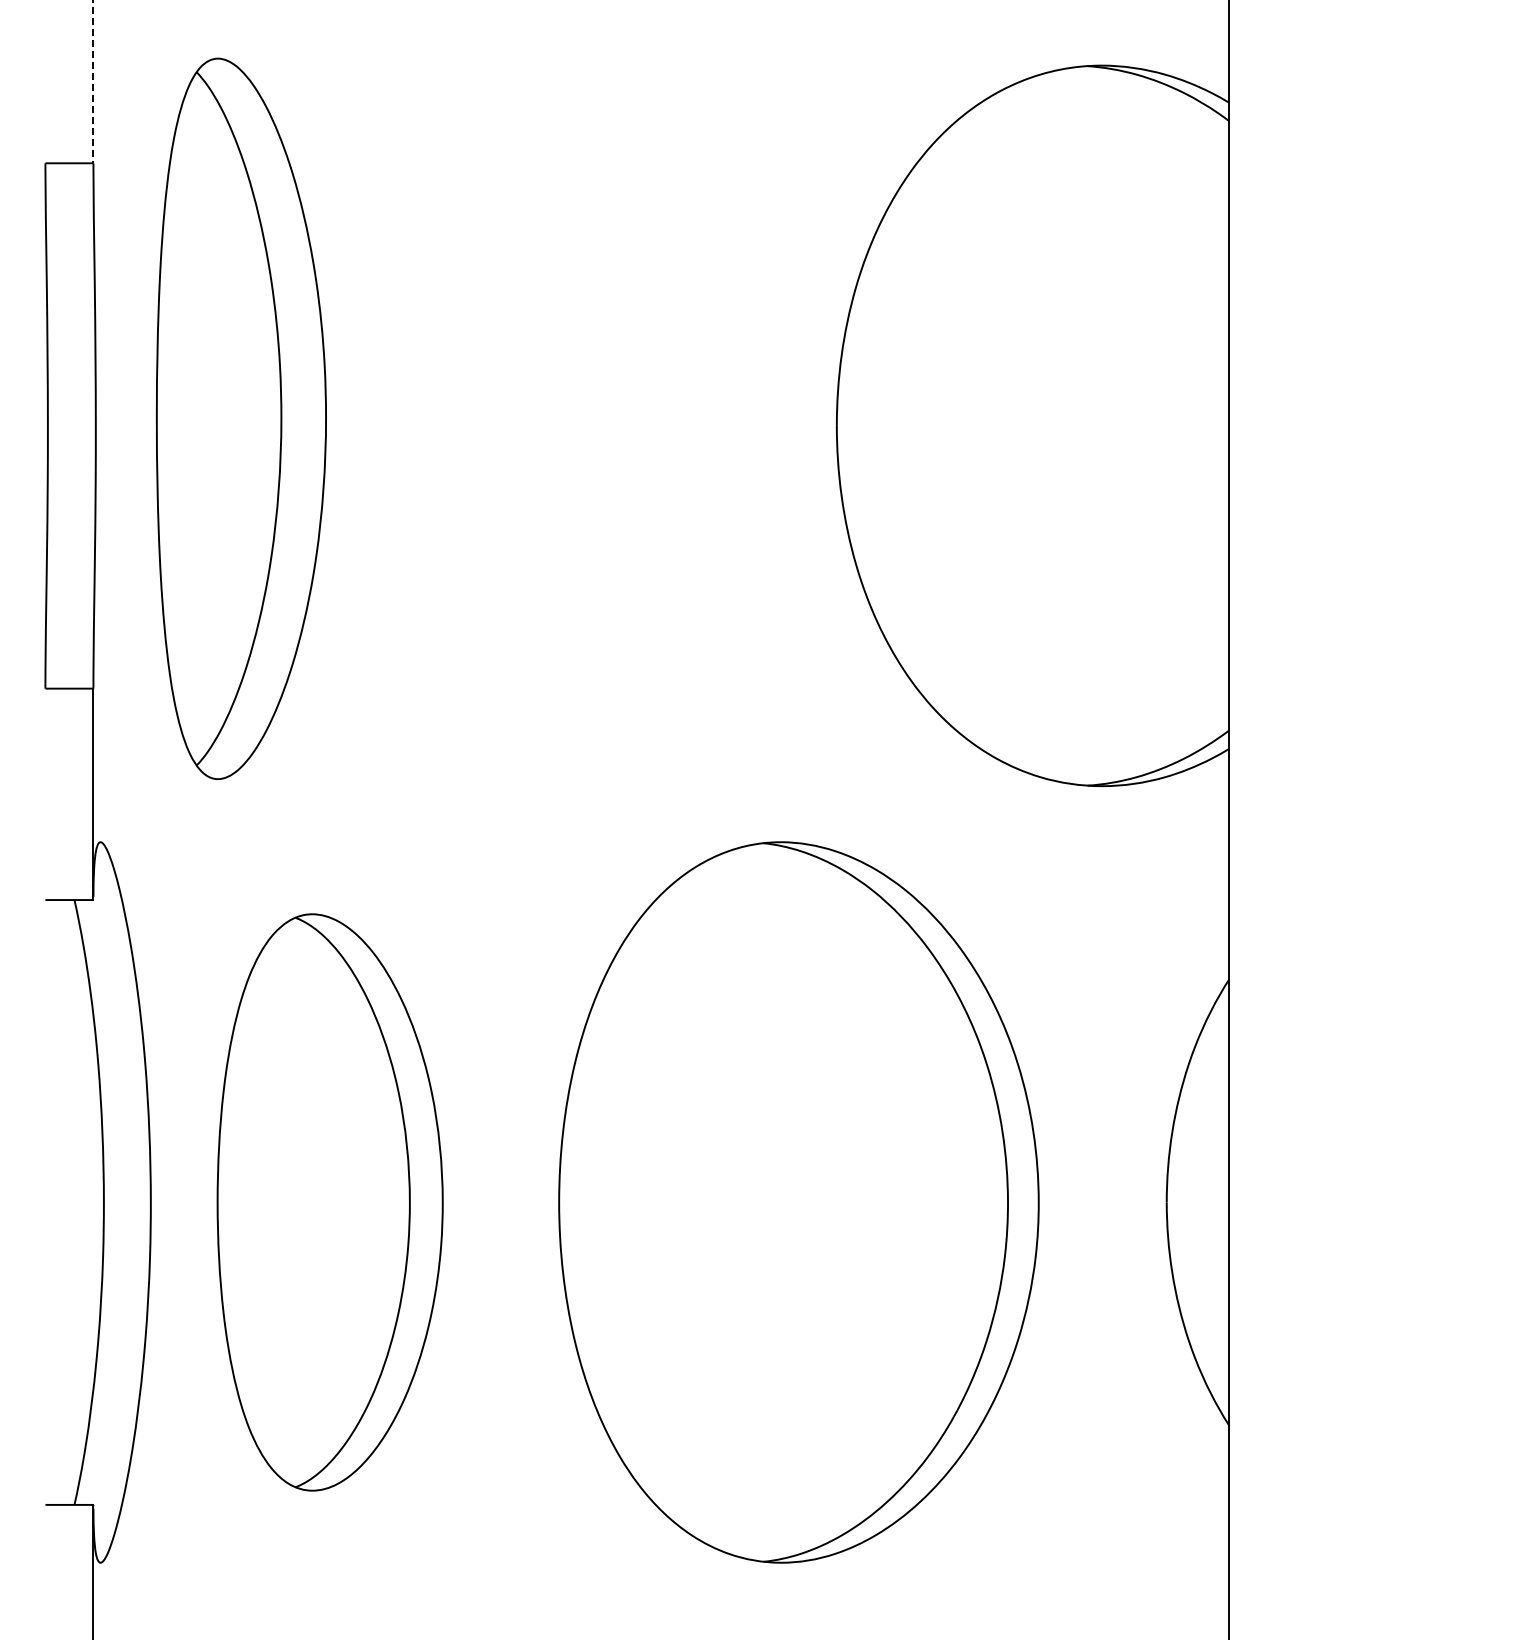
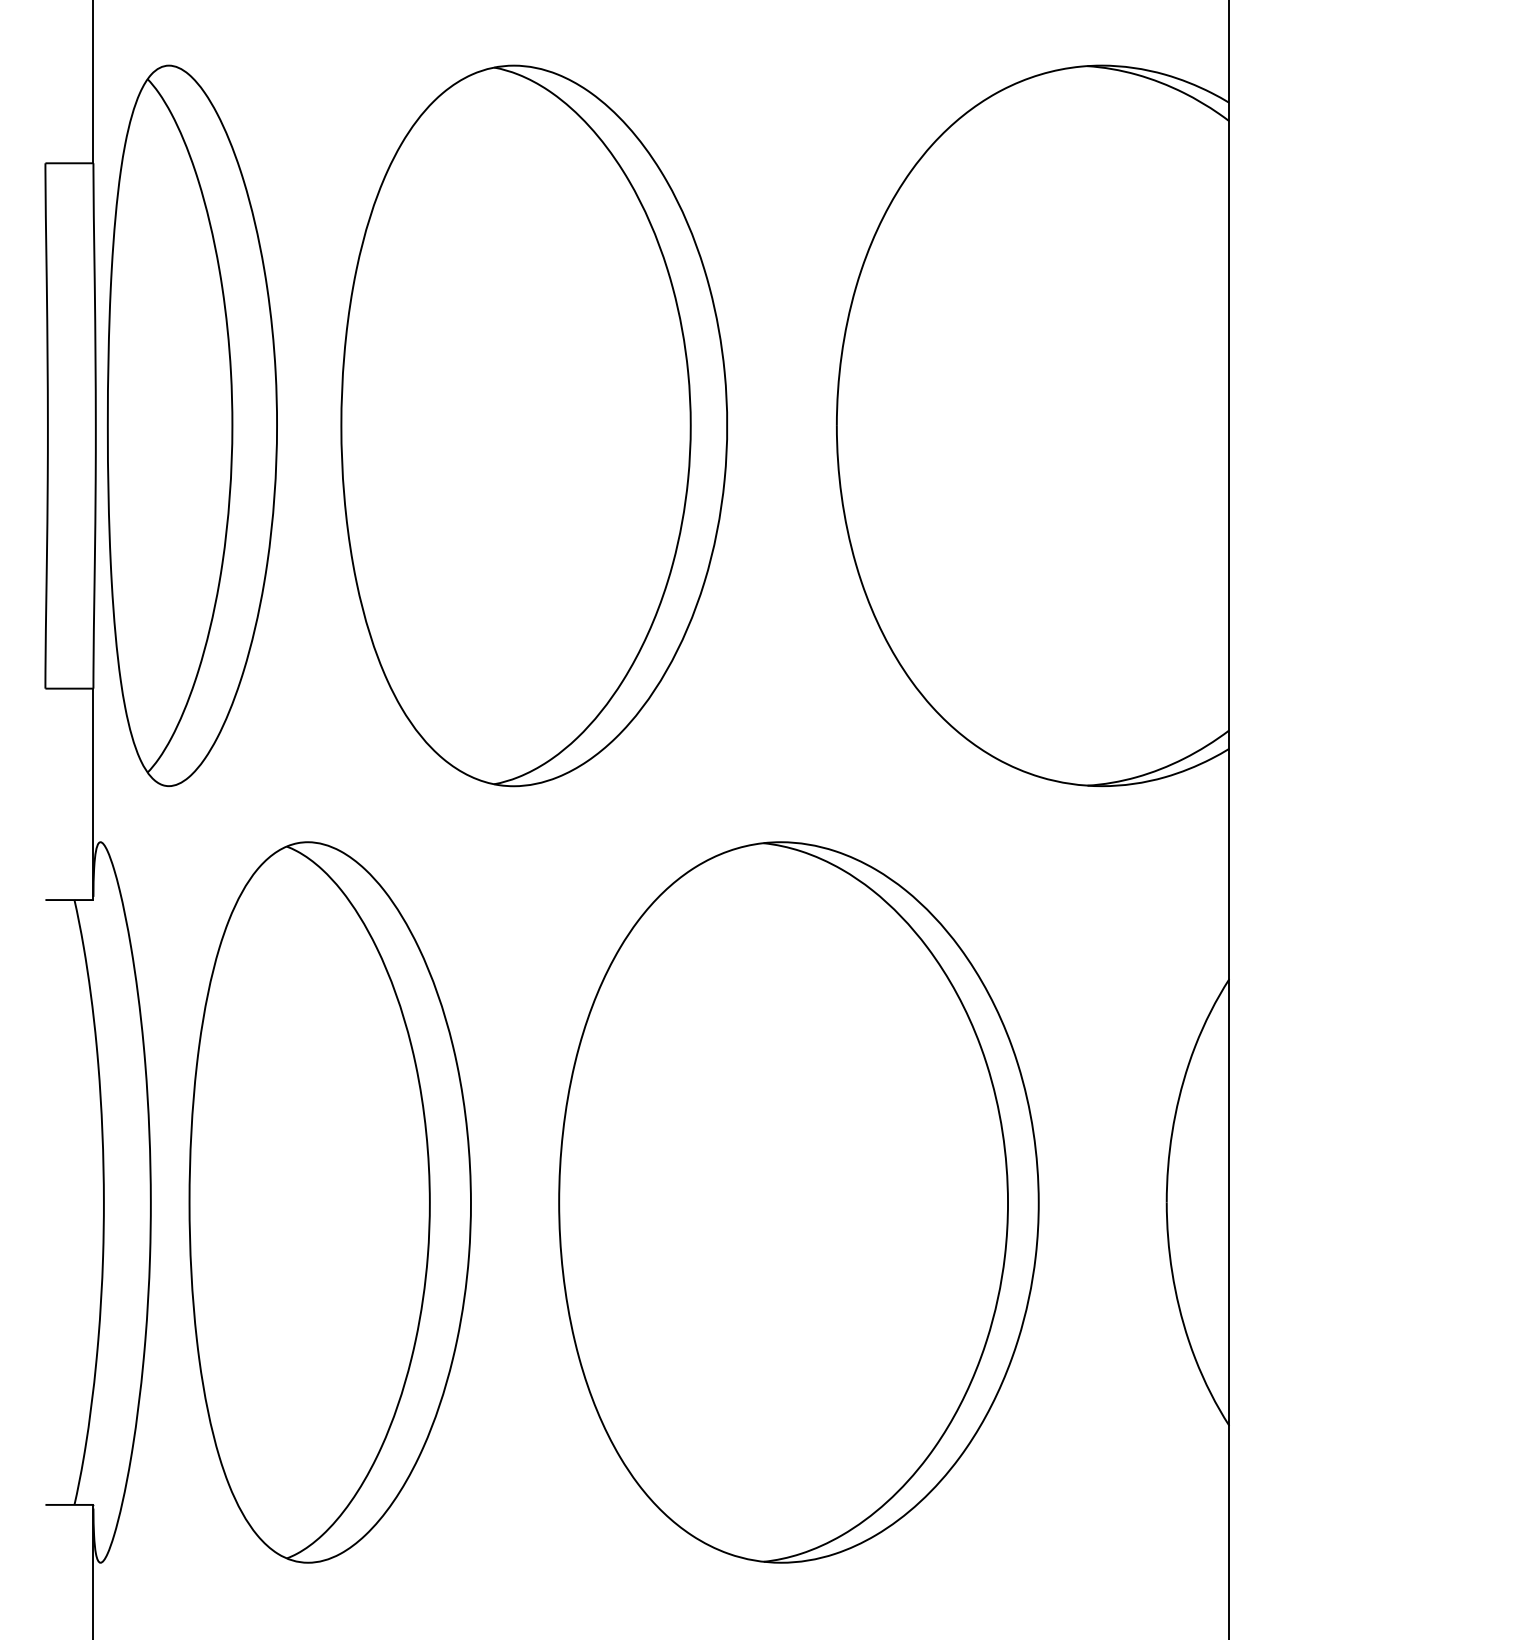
line: dashed -> solid (93, 82)
part position: (241, 418) -> (192, 425) (192, 425)
part: none -> present (533, 425)
part size: 228x579 px -> 284x723 px (329, 1202)
